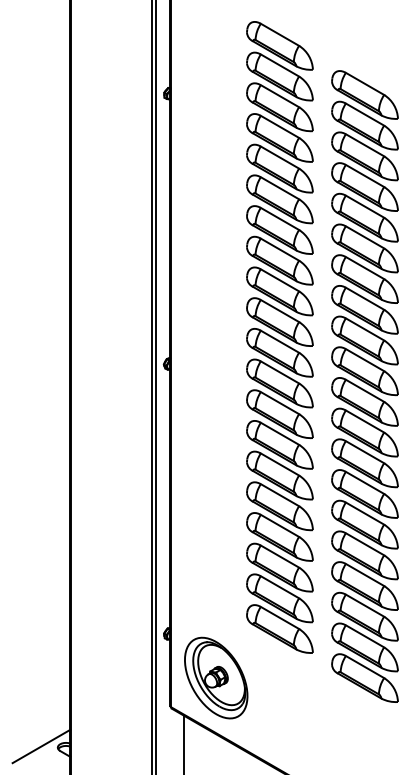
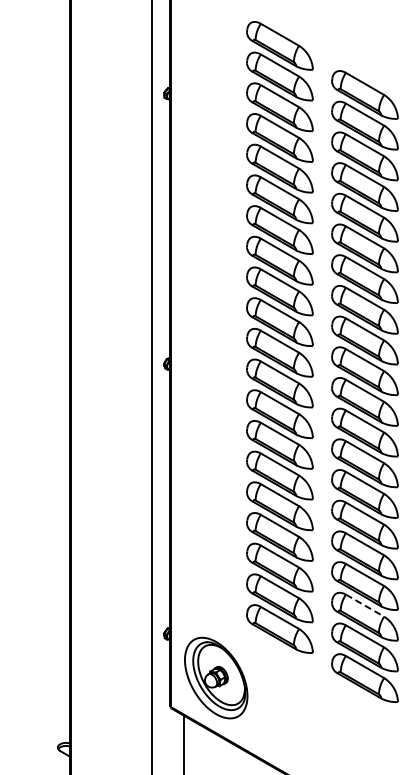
line: present -> none (156, 386)
line: solid -> dashed (365, 605)
line: present -> none (41, 746)
